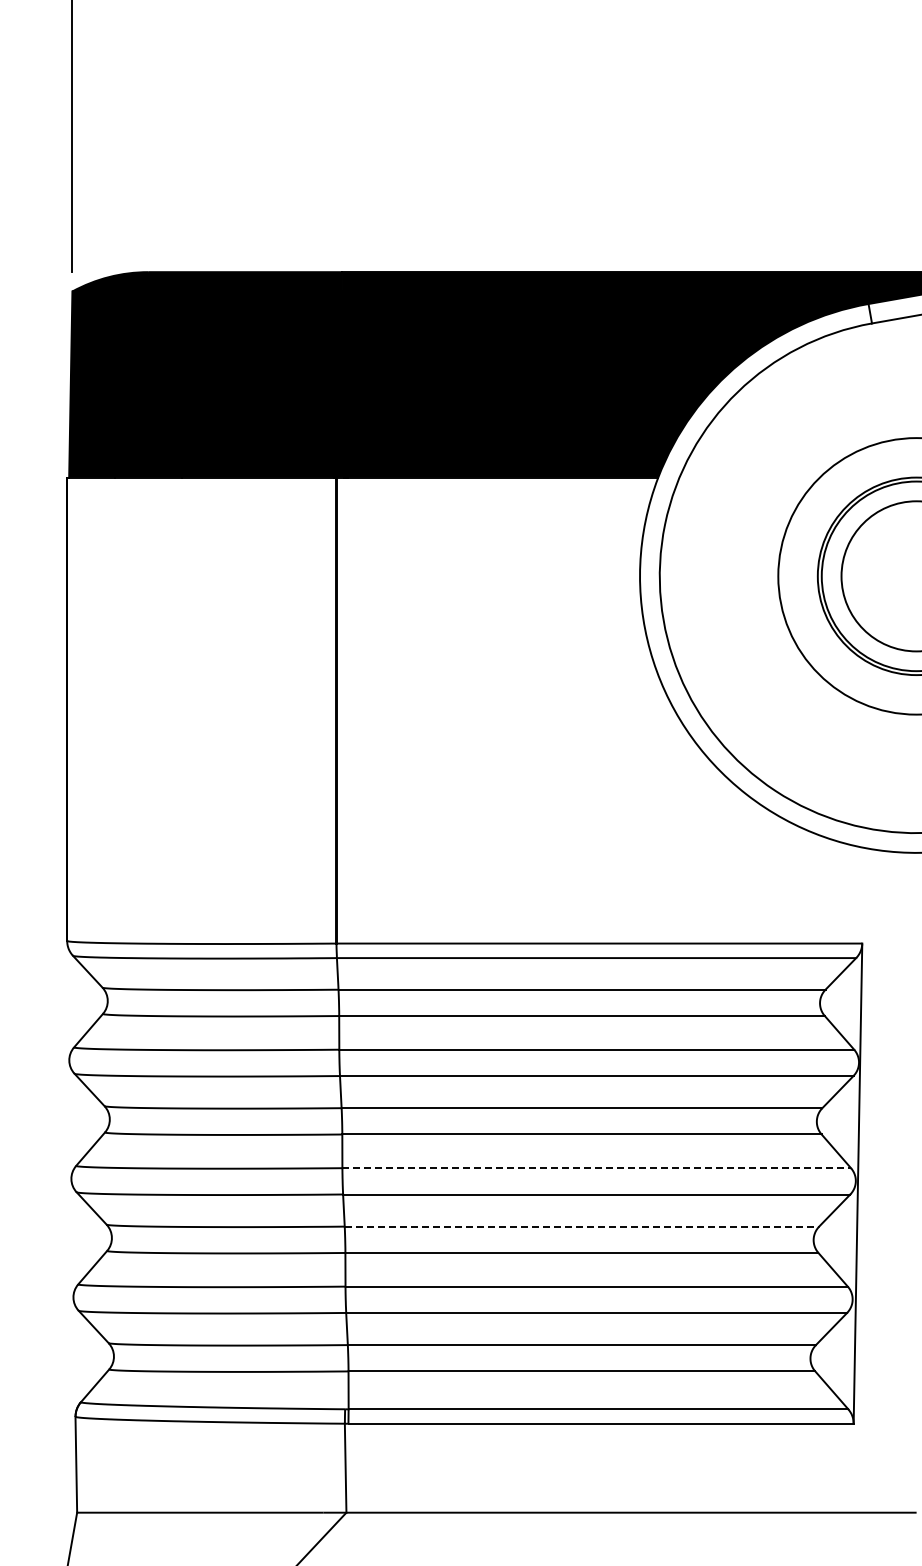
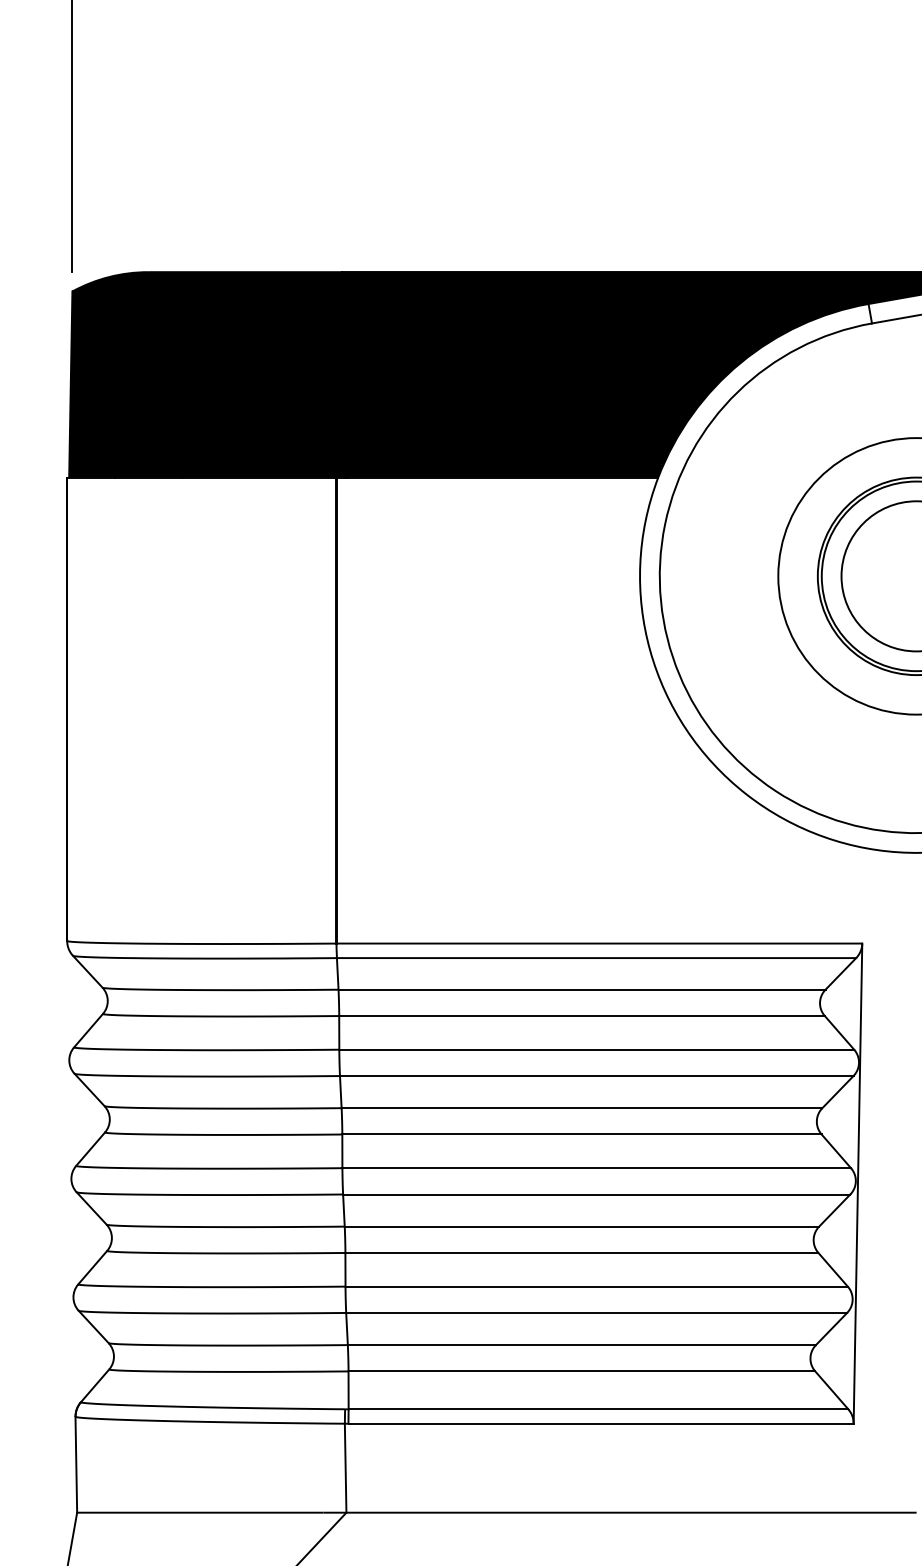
line: dashed -> solid (597, 1168)
line: dashed -> solid (582, 1226)
